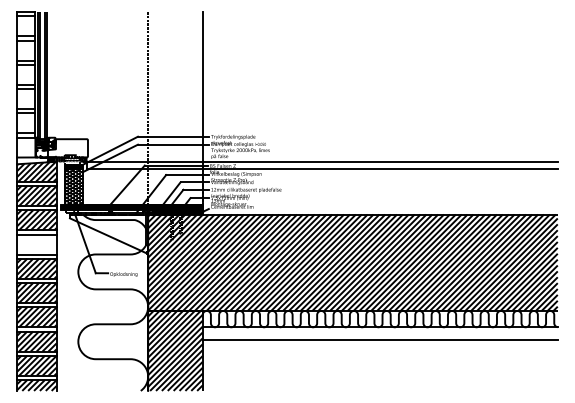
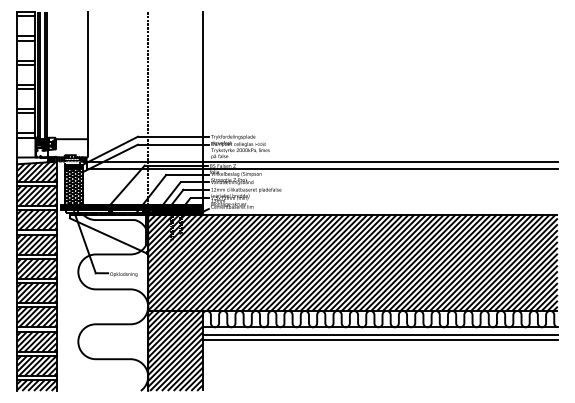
line: none -> present (87, 80)
hatch: none -> present (36, 244)
line: none -> present (379, 335)
